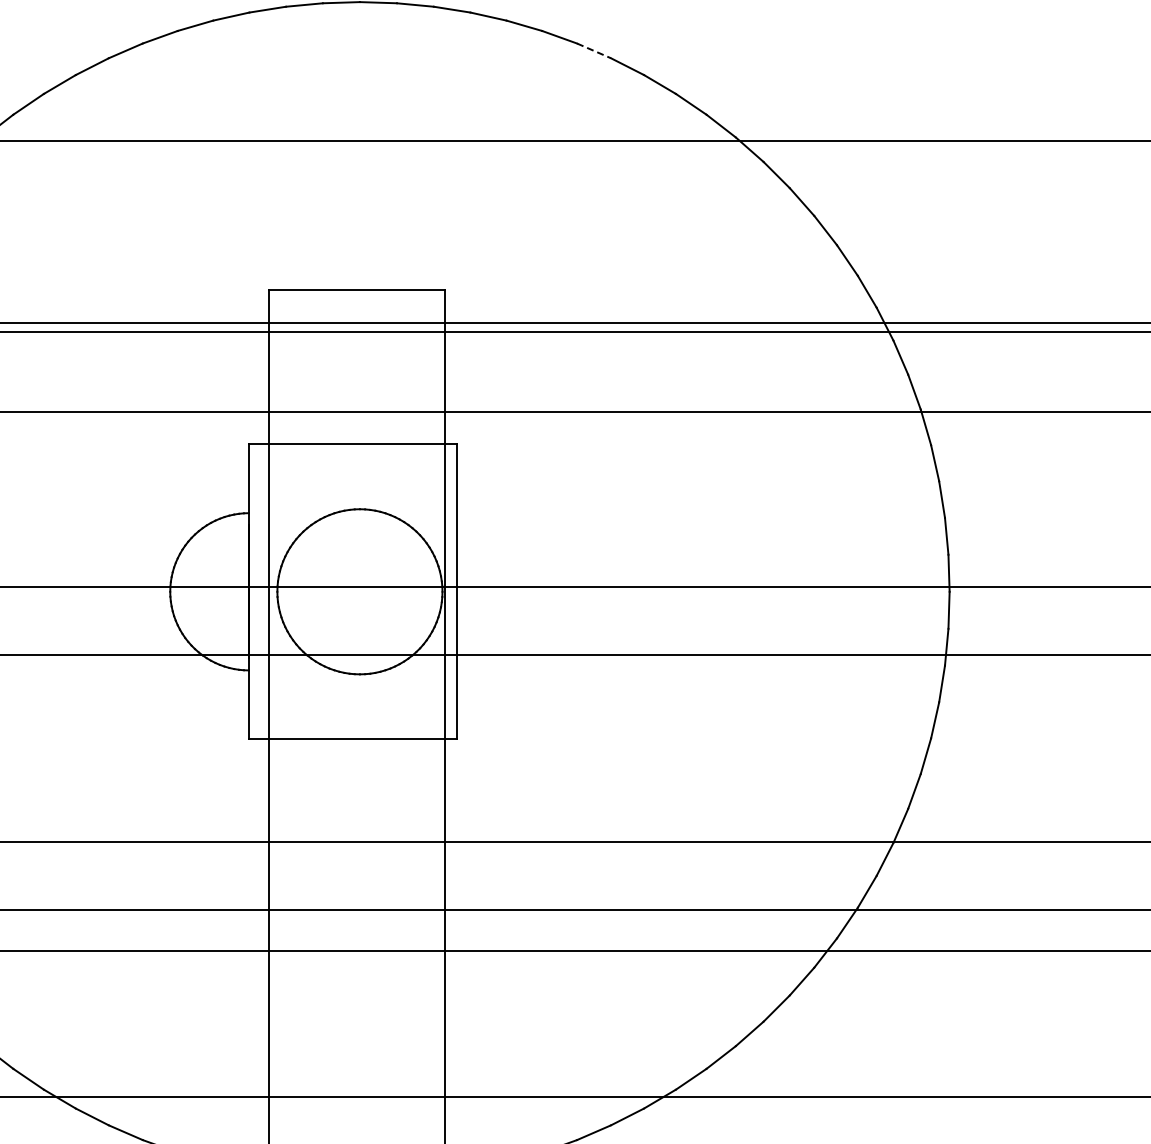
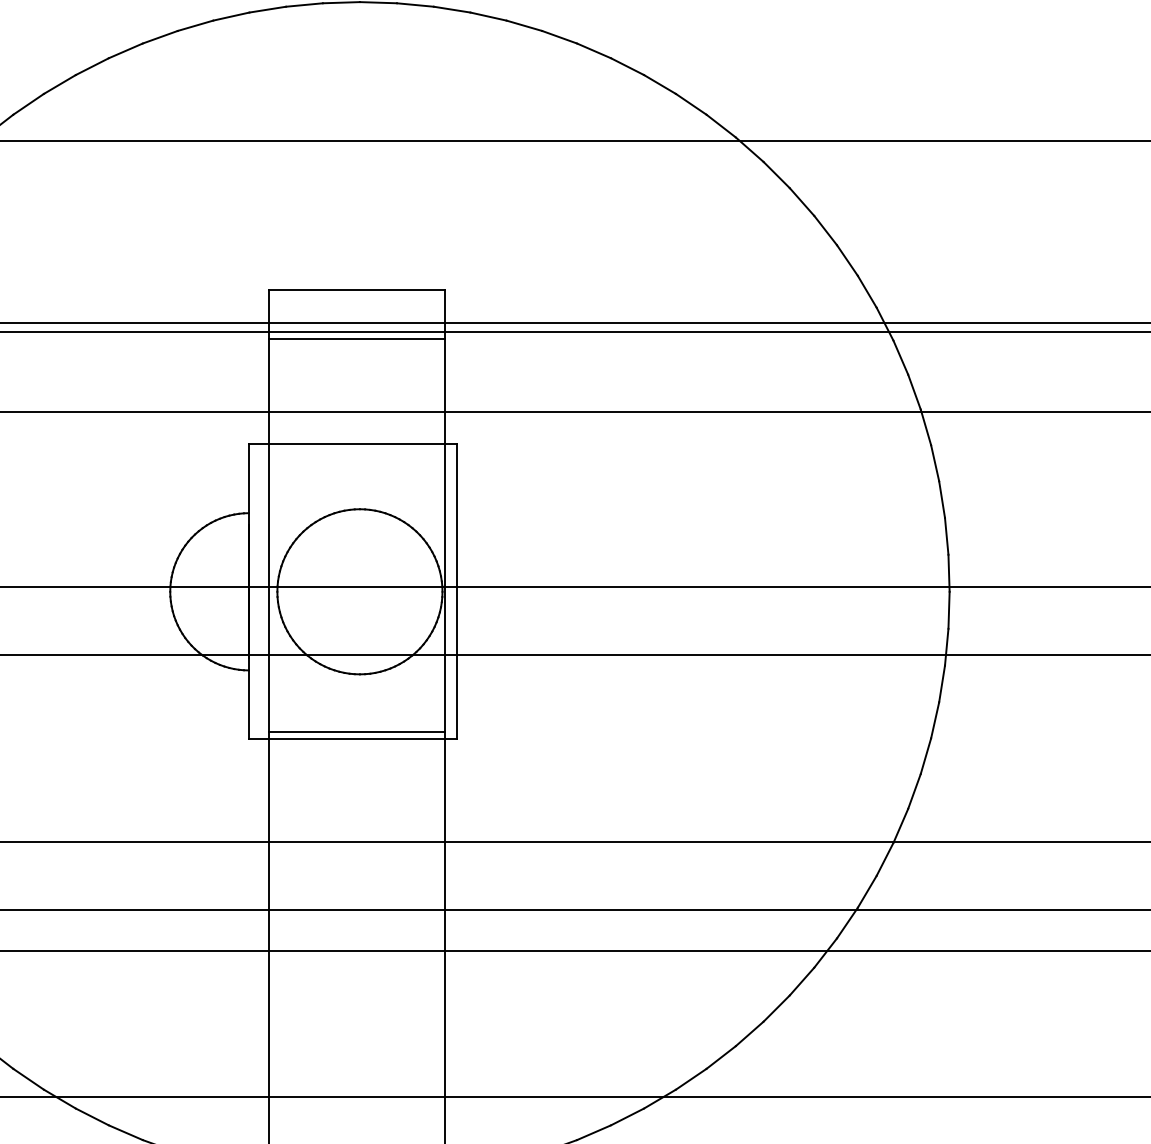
line: dashed -> solid (594, 50)
line: none -> present (356, 338)
line: none -> present (356, 731)
